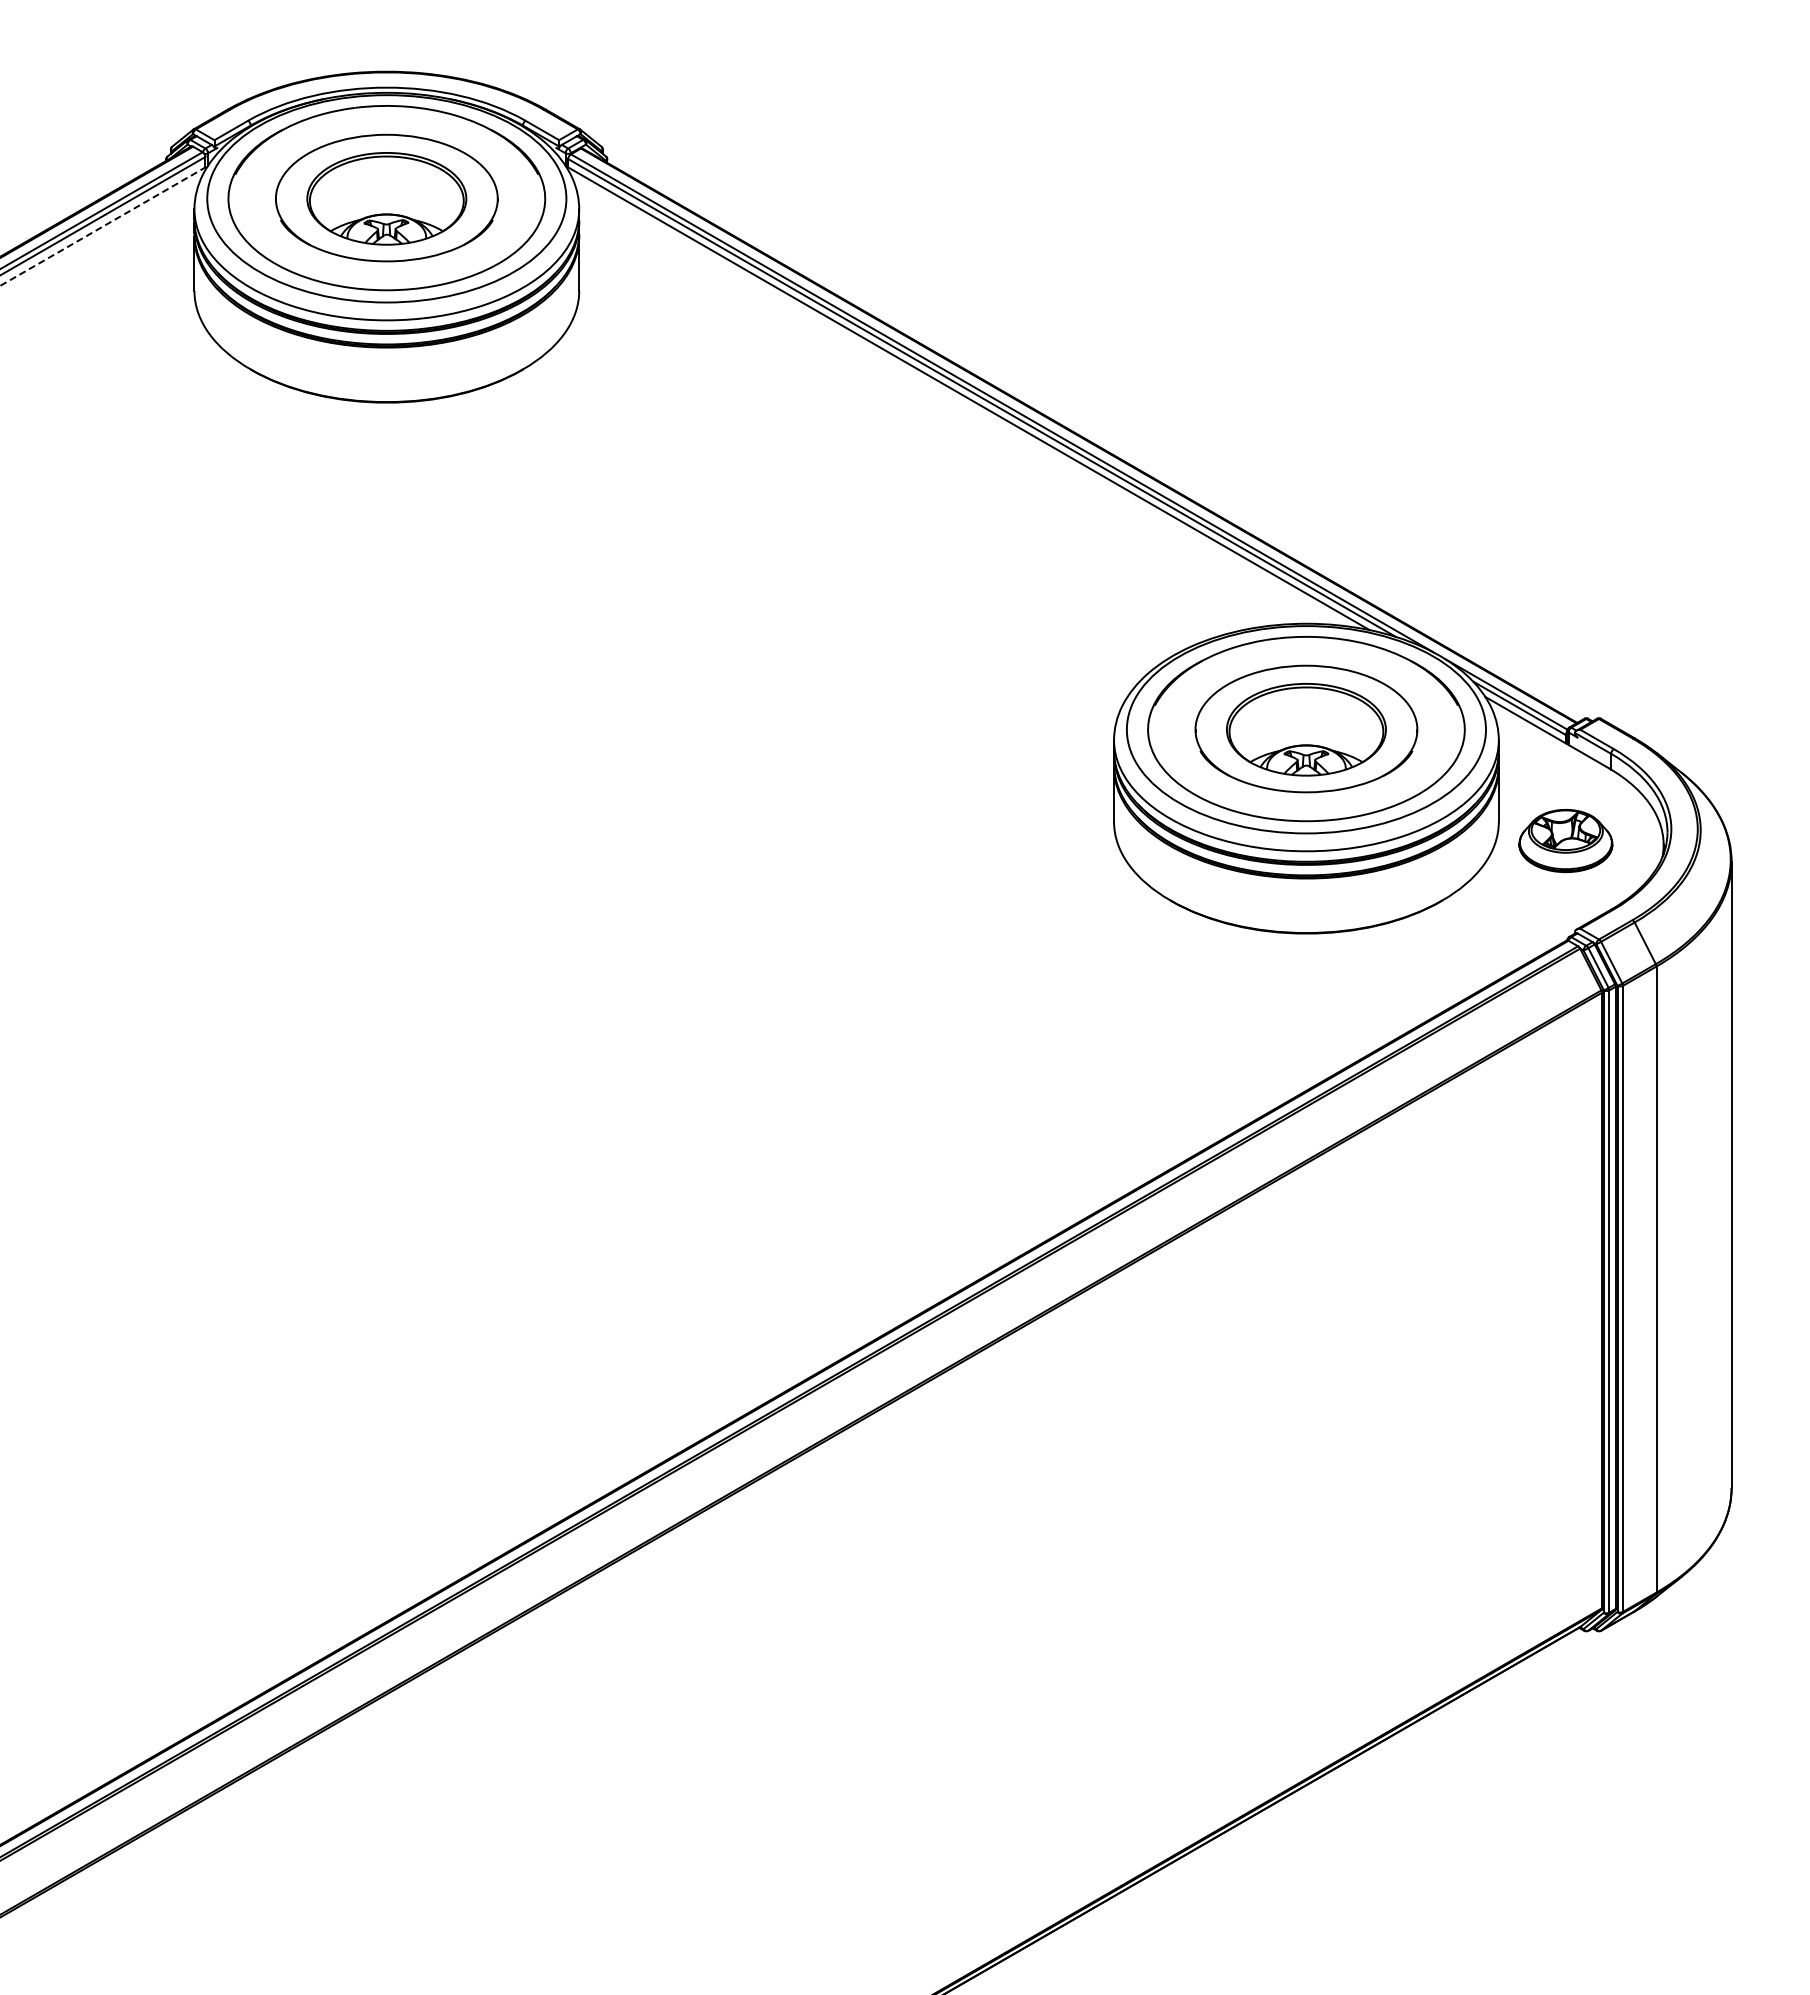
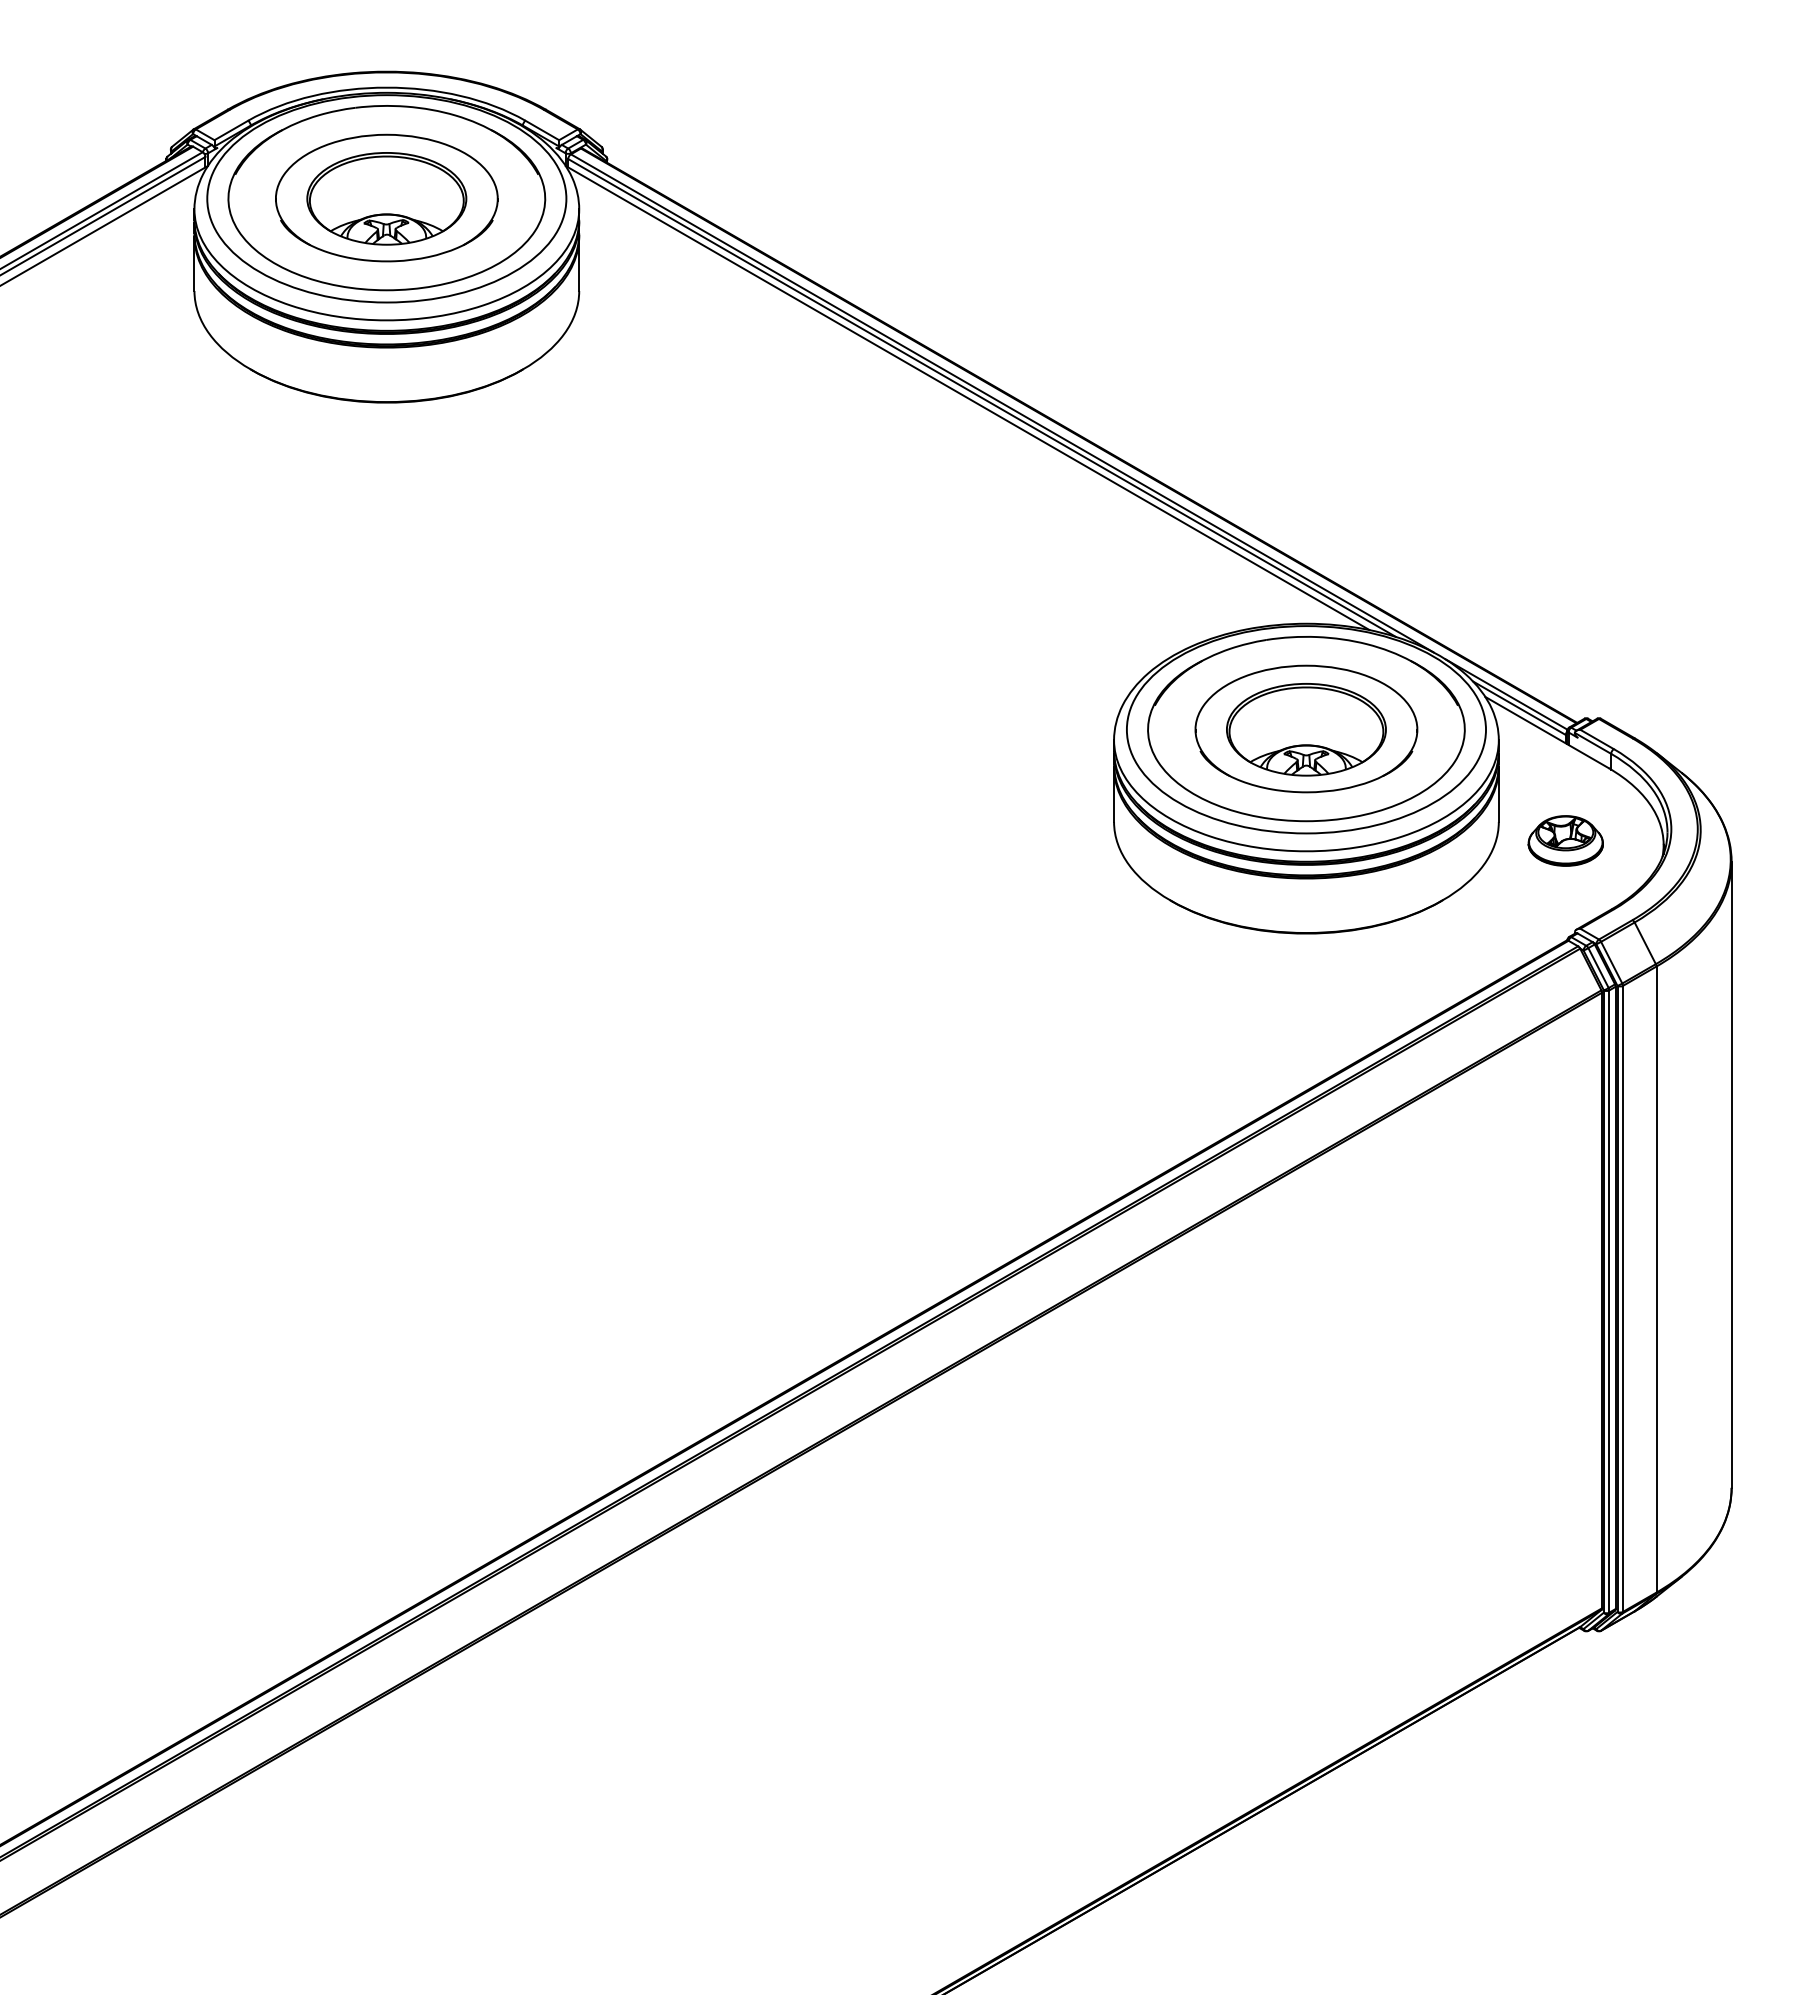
line: dashed -> solid (104, 226)
part size: 96x66 px -> 77x52 px (1565, 840)
